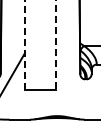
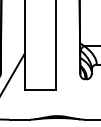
line: dashed -> solid (24, 44)
line: dashed -> solid (56, 45)
